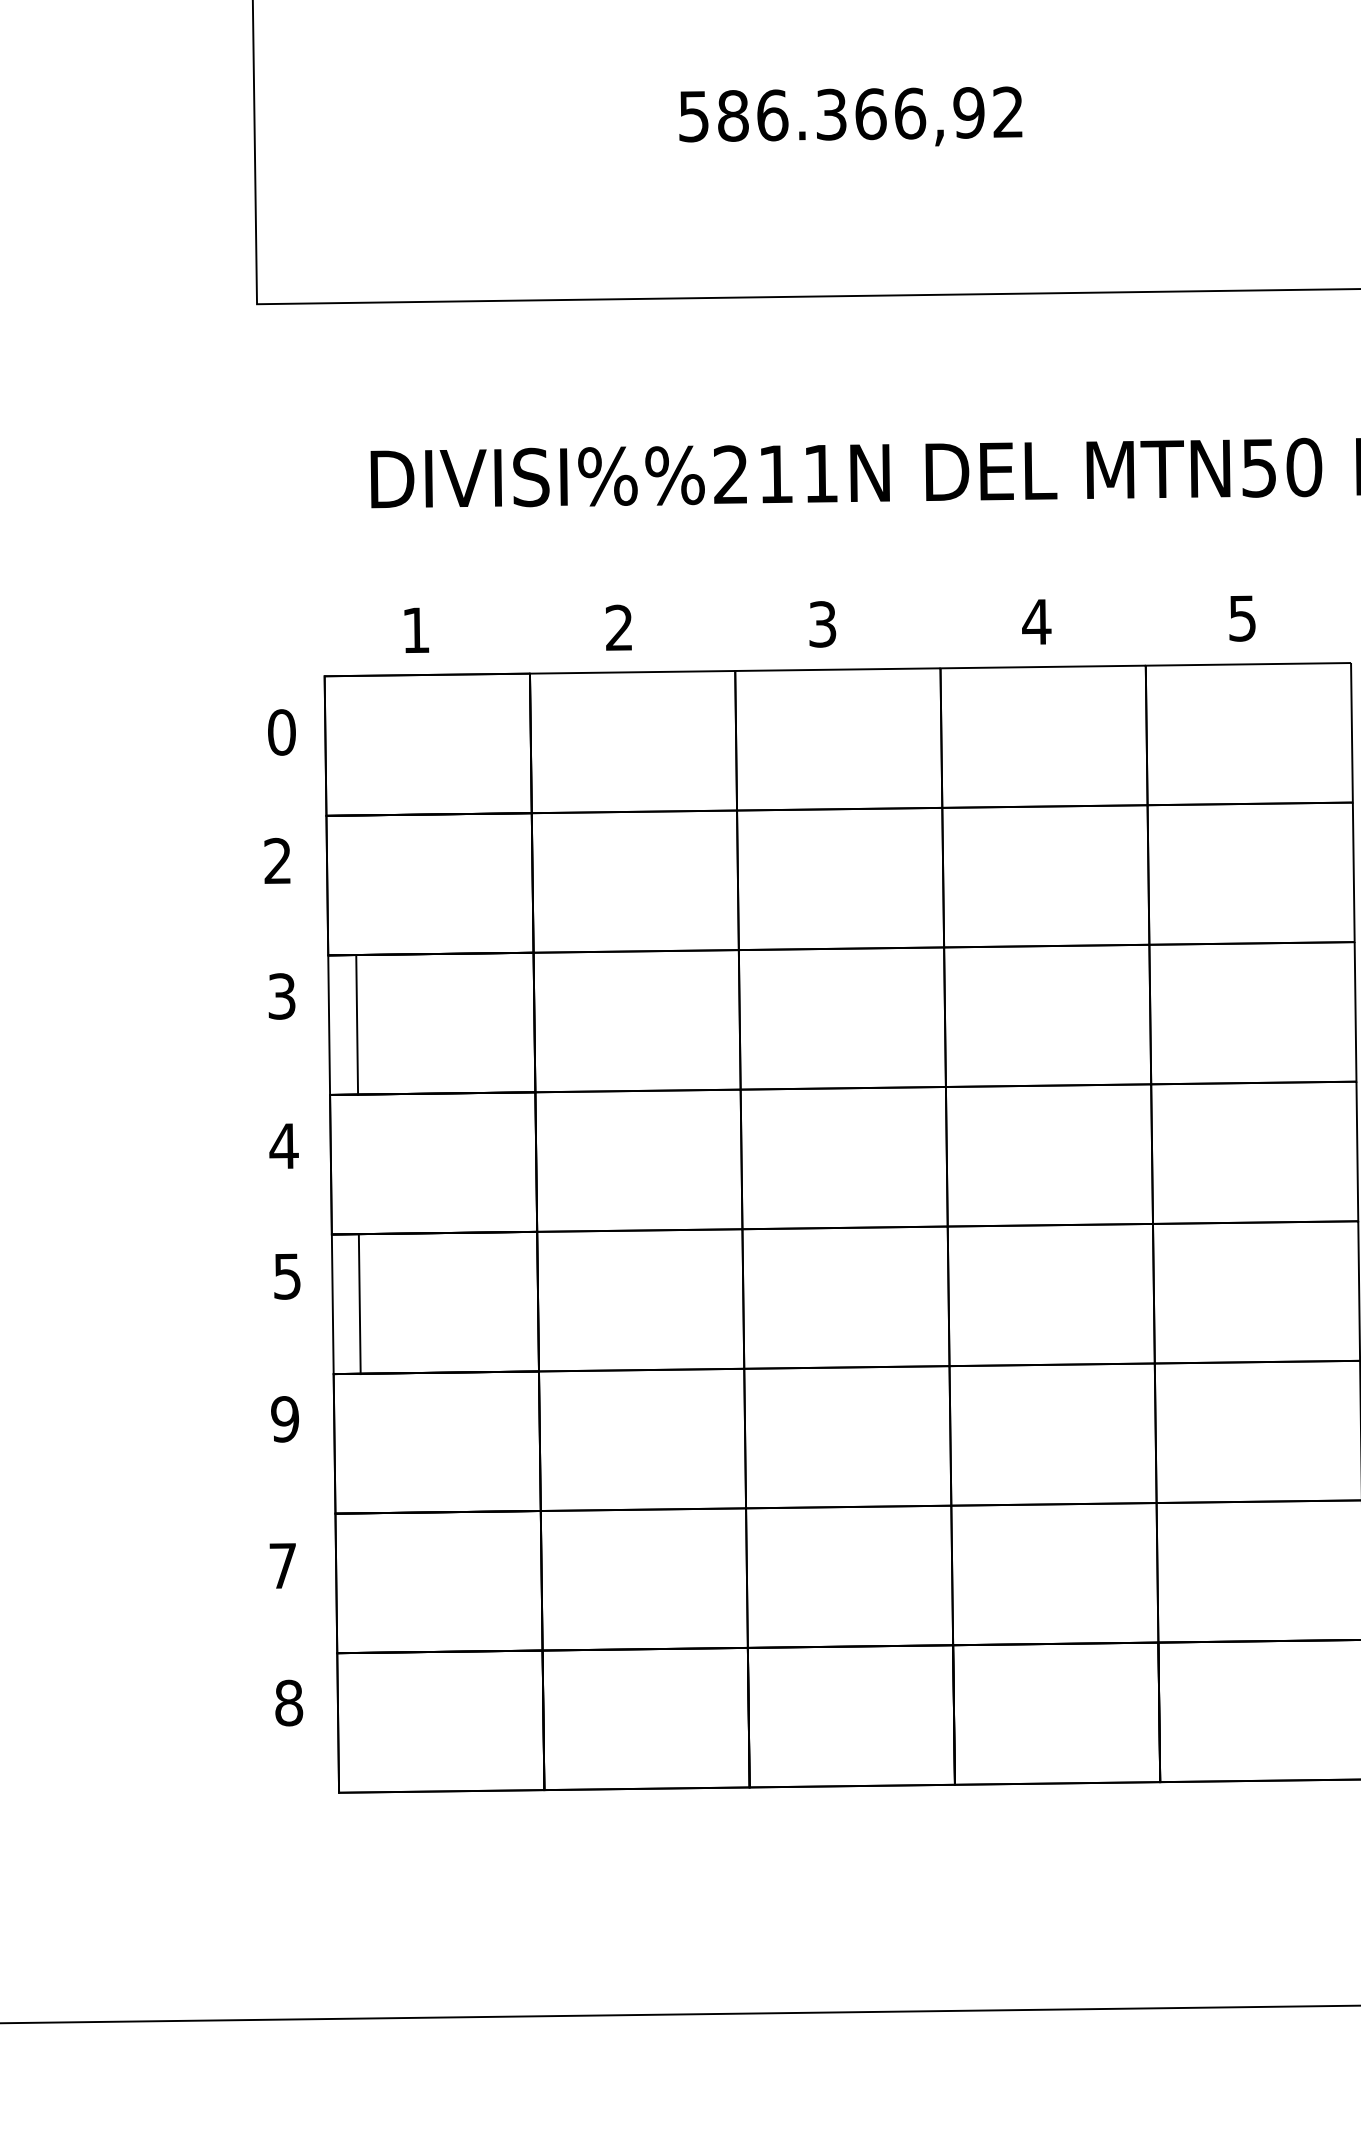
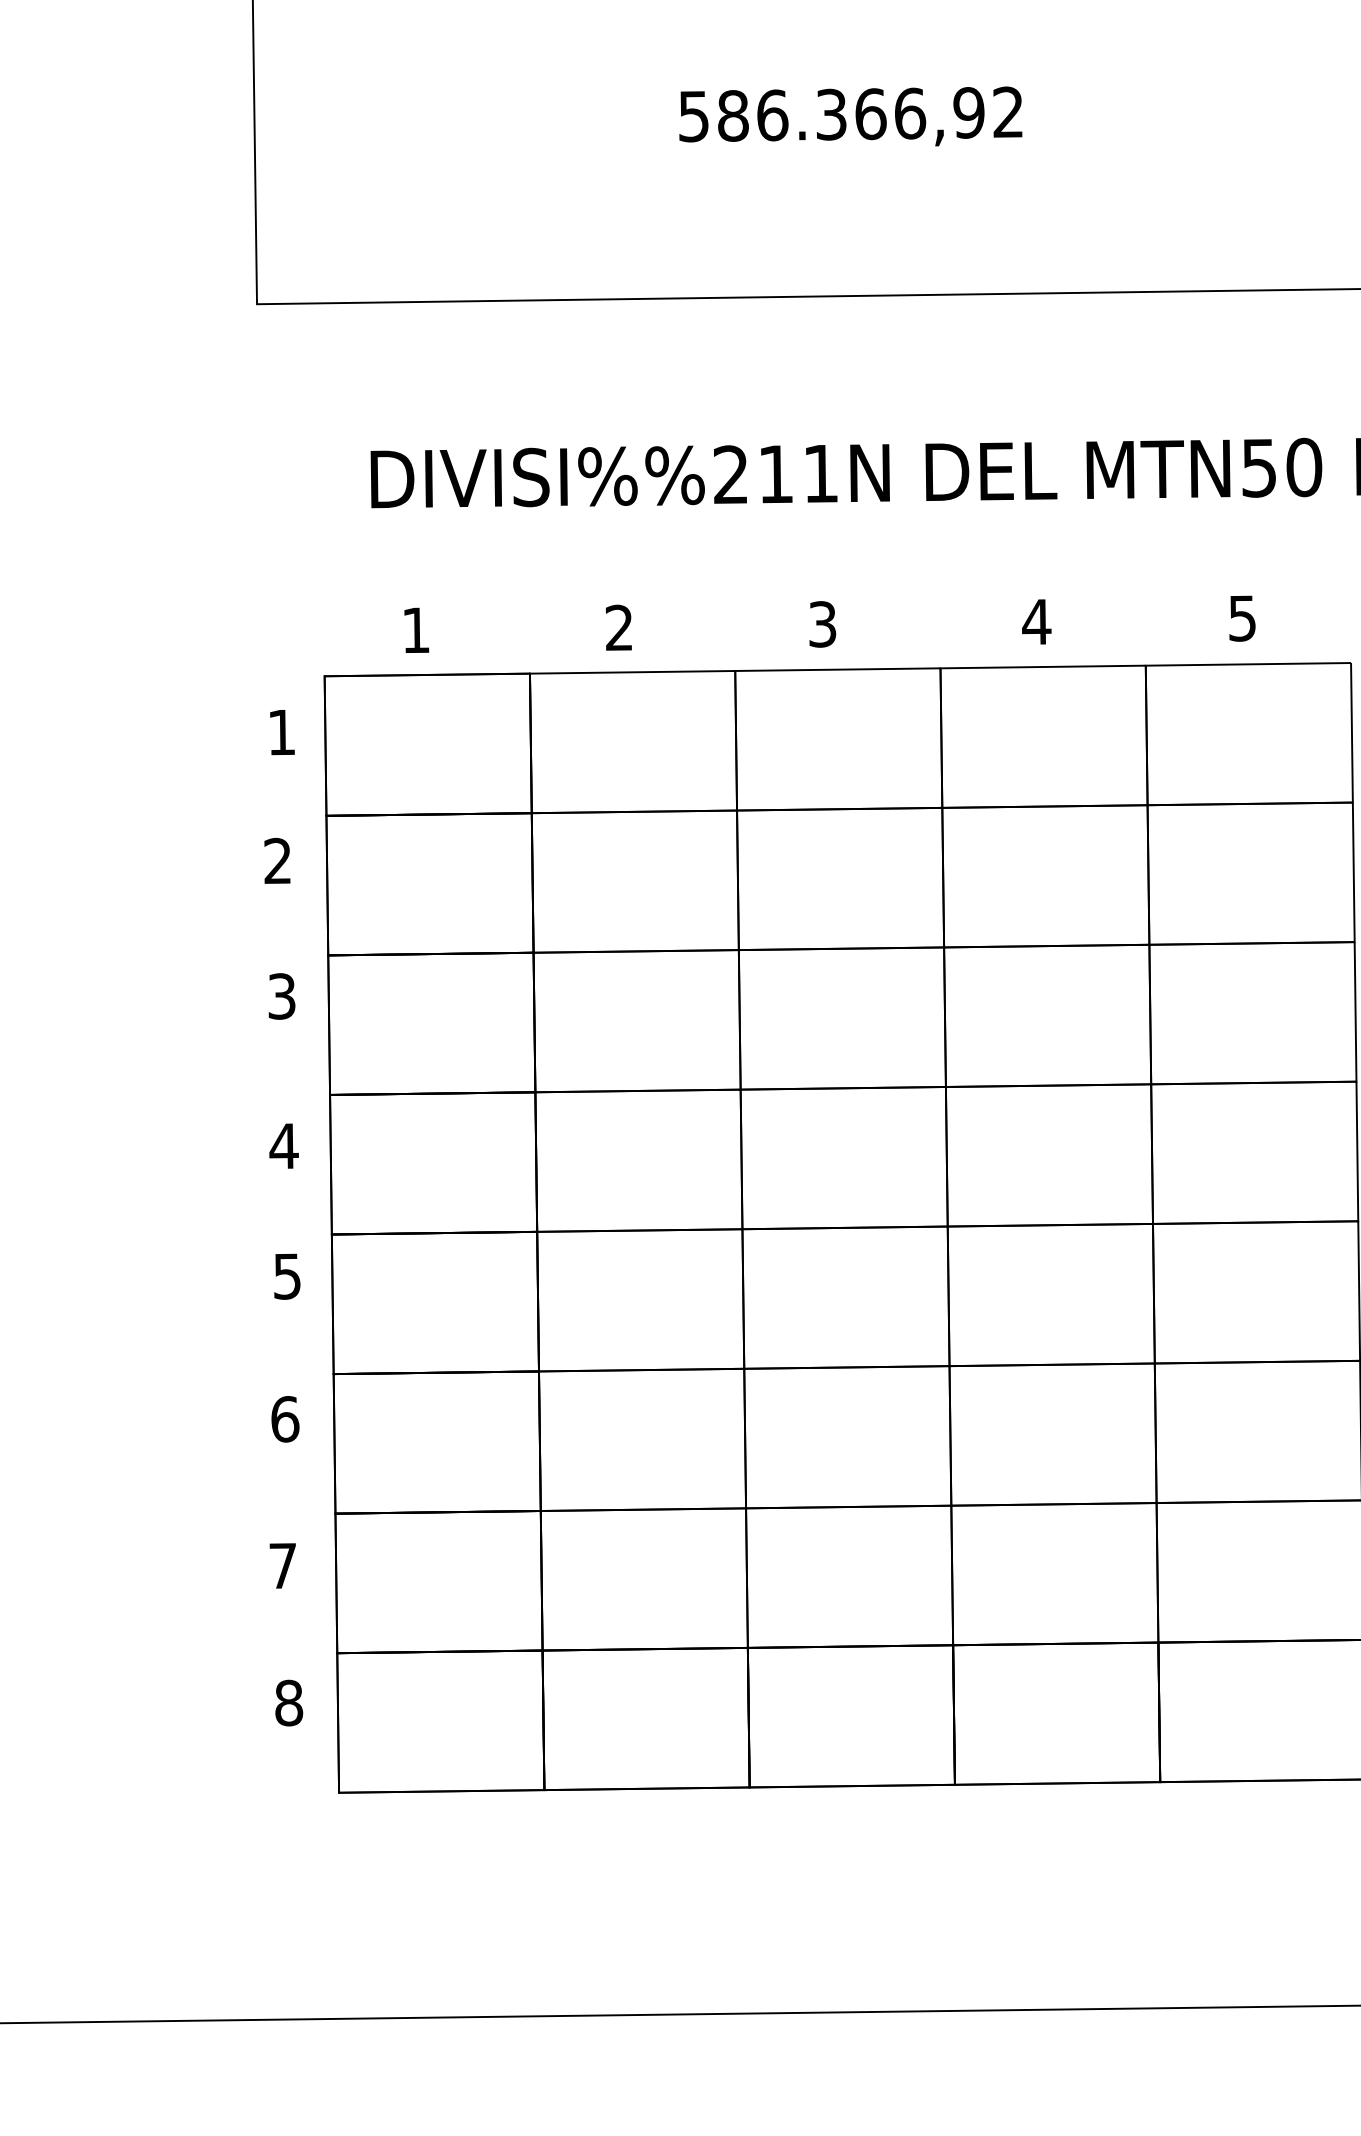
text: 0 -> 1 (281, 732)
line position: (357, 1024) -> (329, 1024) (329, 1024)
line position: (359, 1304) -> (332, 1304) (332, 1304)
text: 9 -> 6 (285, 1419)
